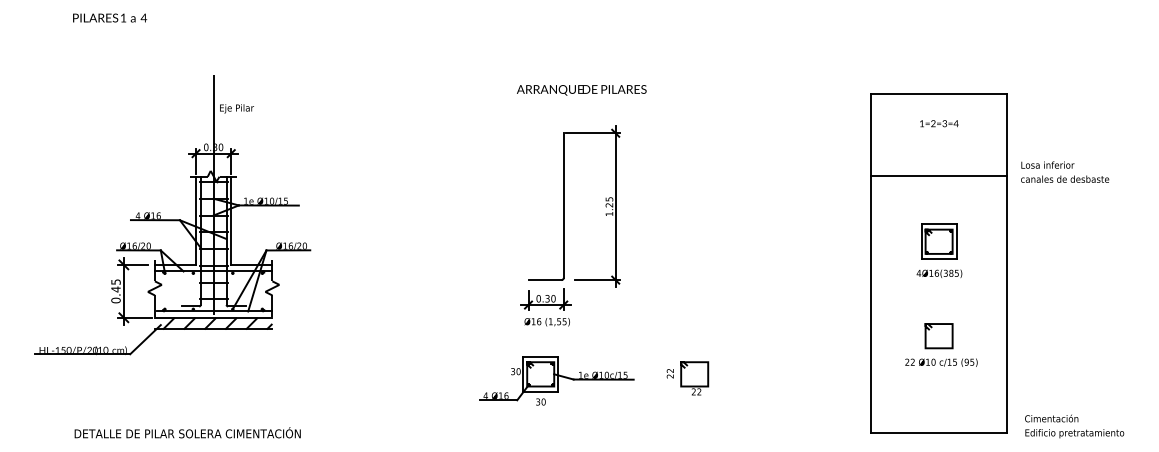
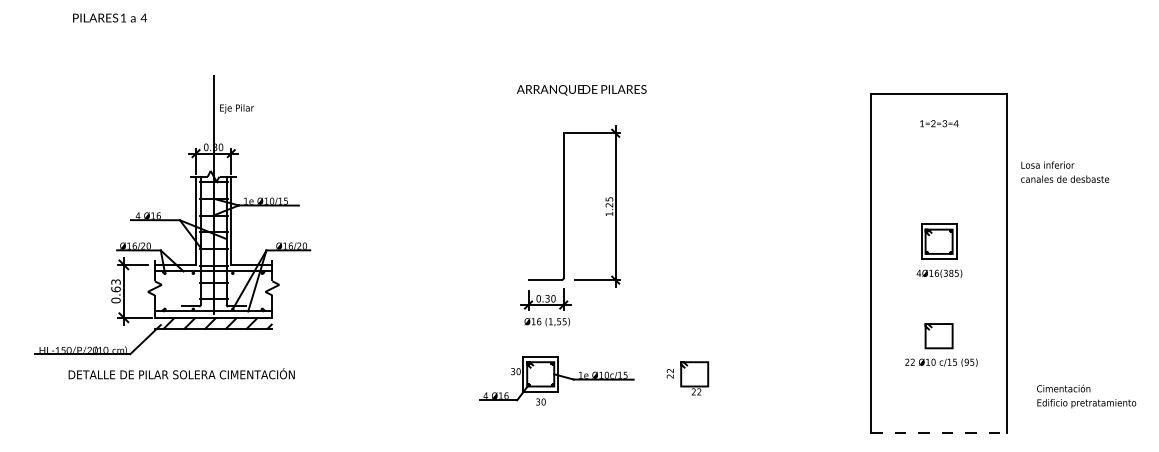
line: present -> none (939, 175)
text: 0.45 -> 0.63 (115, 285)
text position: (1074, 426) -> (1086, 396) (1086, 396)
text position: (187, 432) -> (181, 373) (181, 373)
line: solid -> dashed (939, 432)
